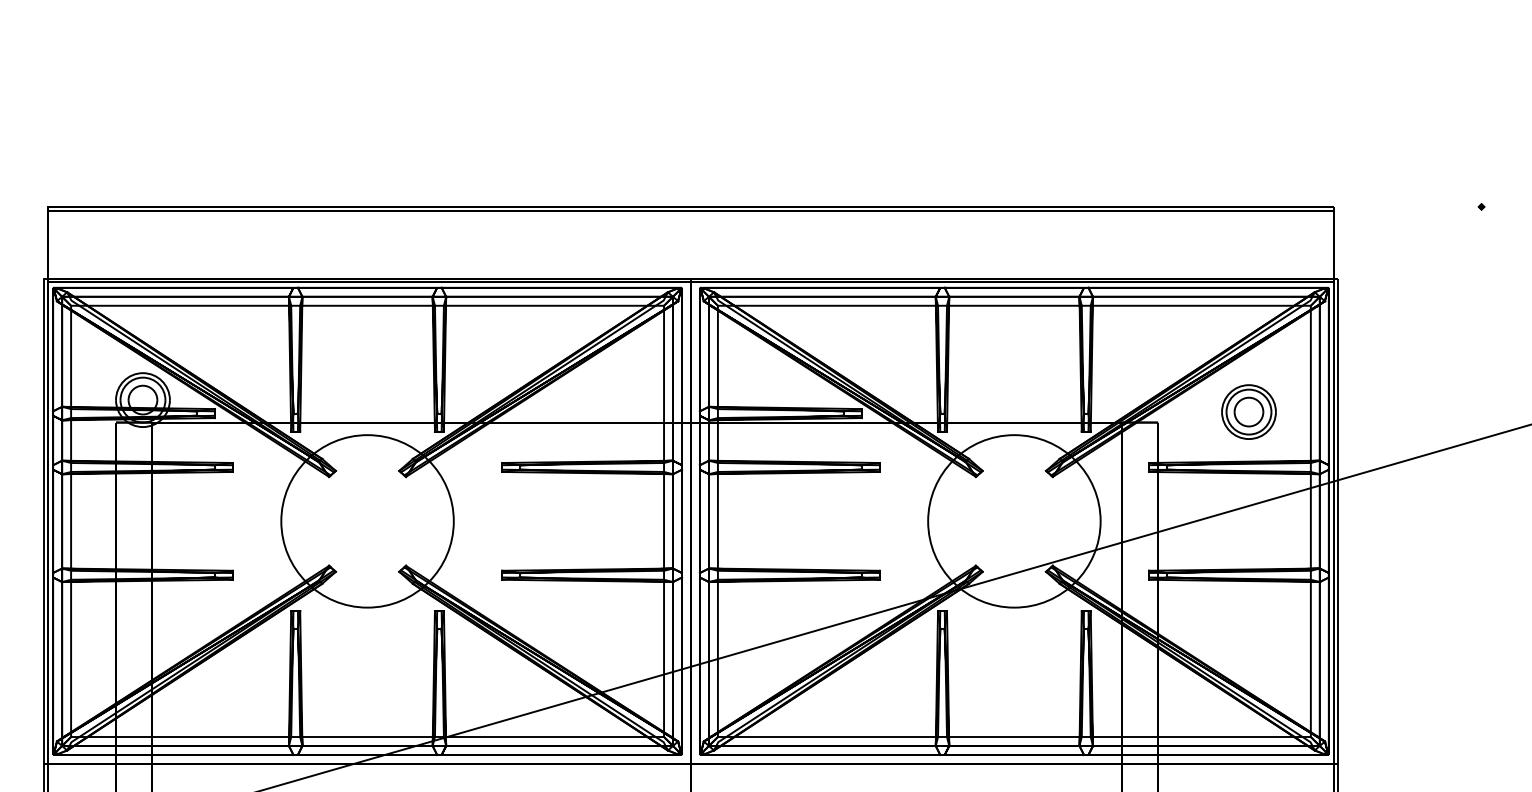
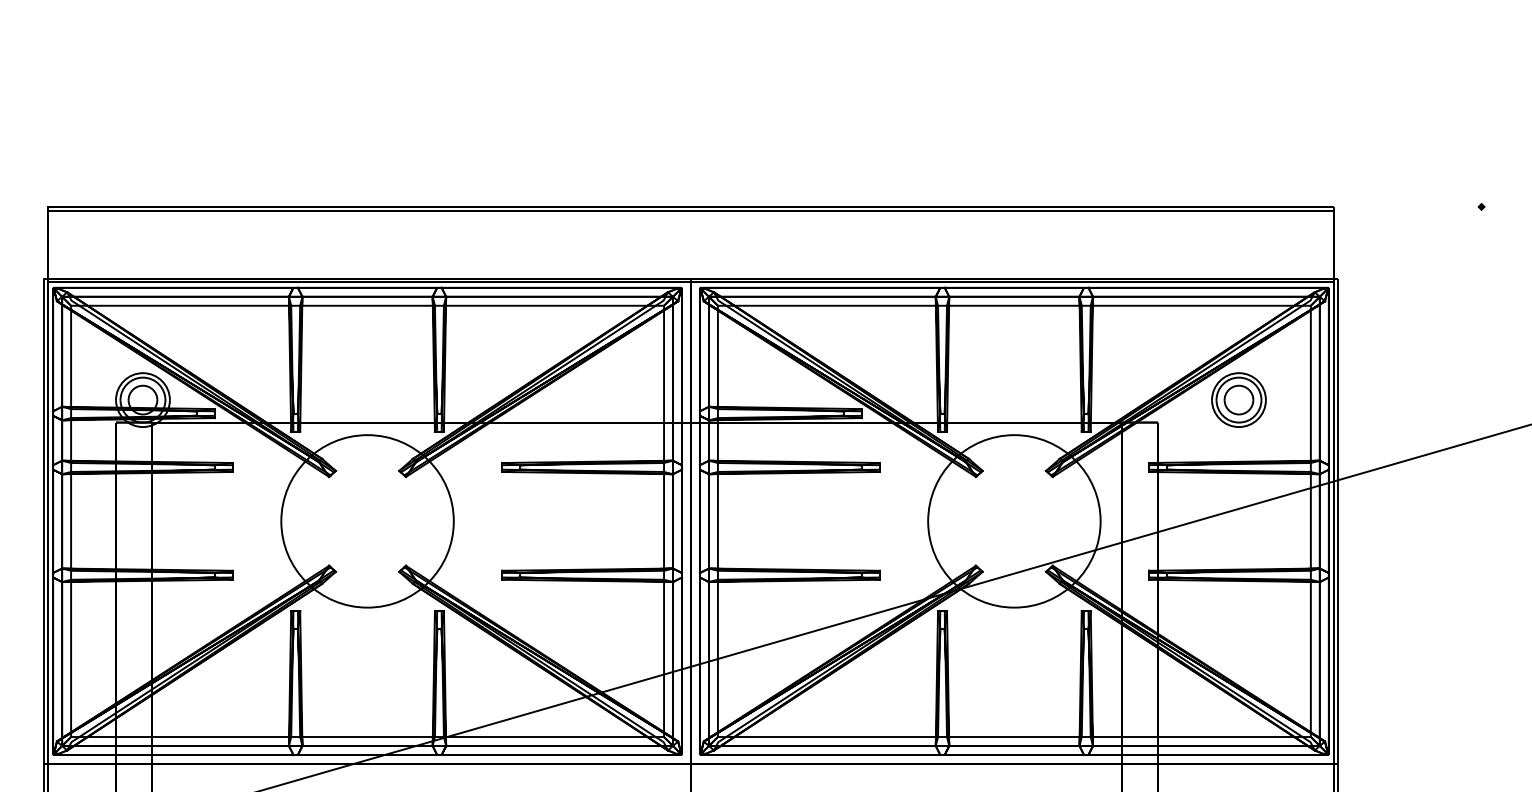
part position: (1248, 411) -> (1238, 399) (1238, 399)
